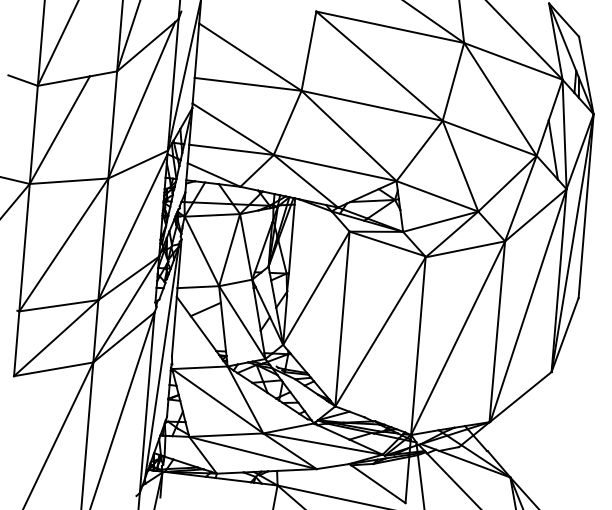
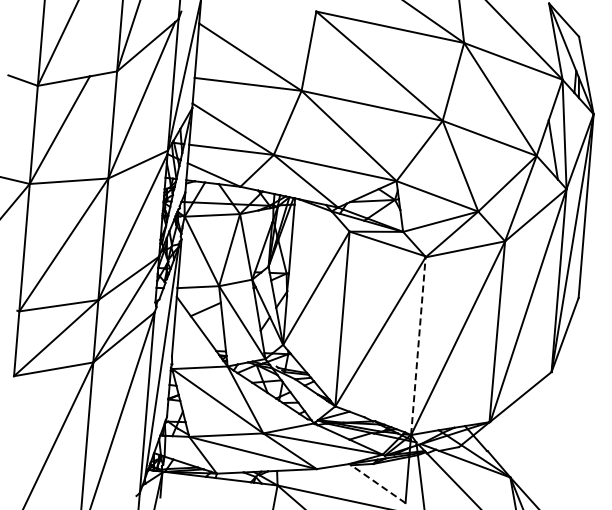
line: solid -> dashed (418, 345)
line: solid -> dashed (377, 483)
